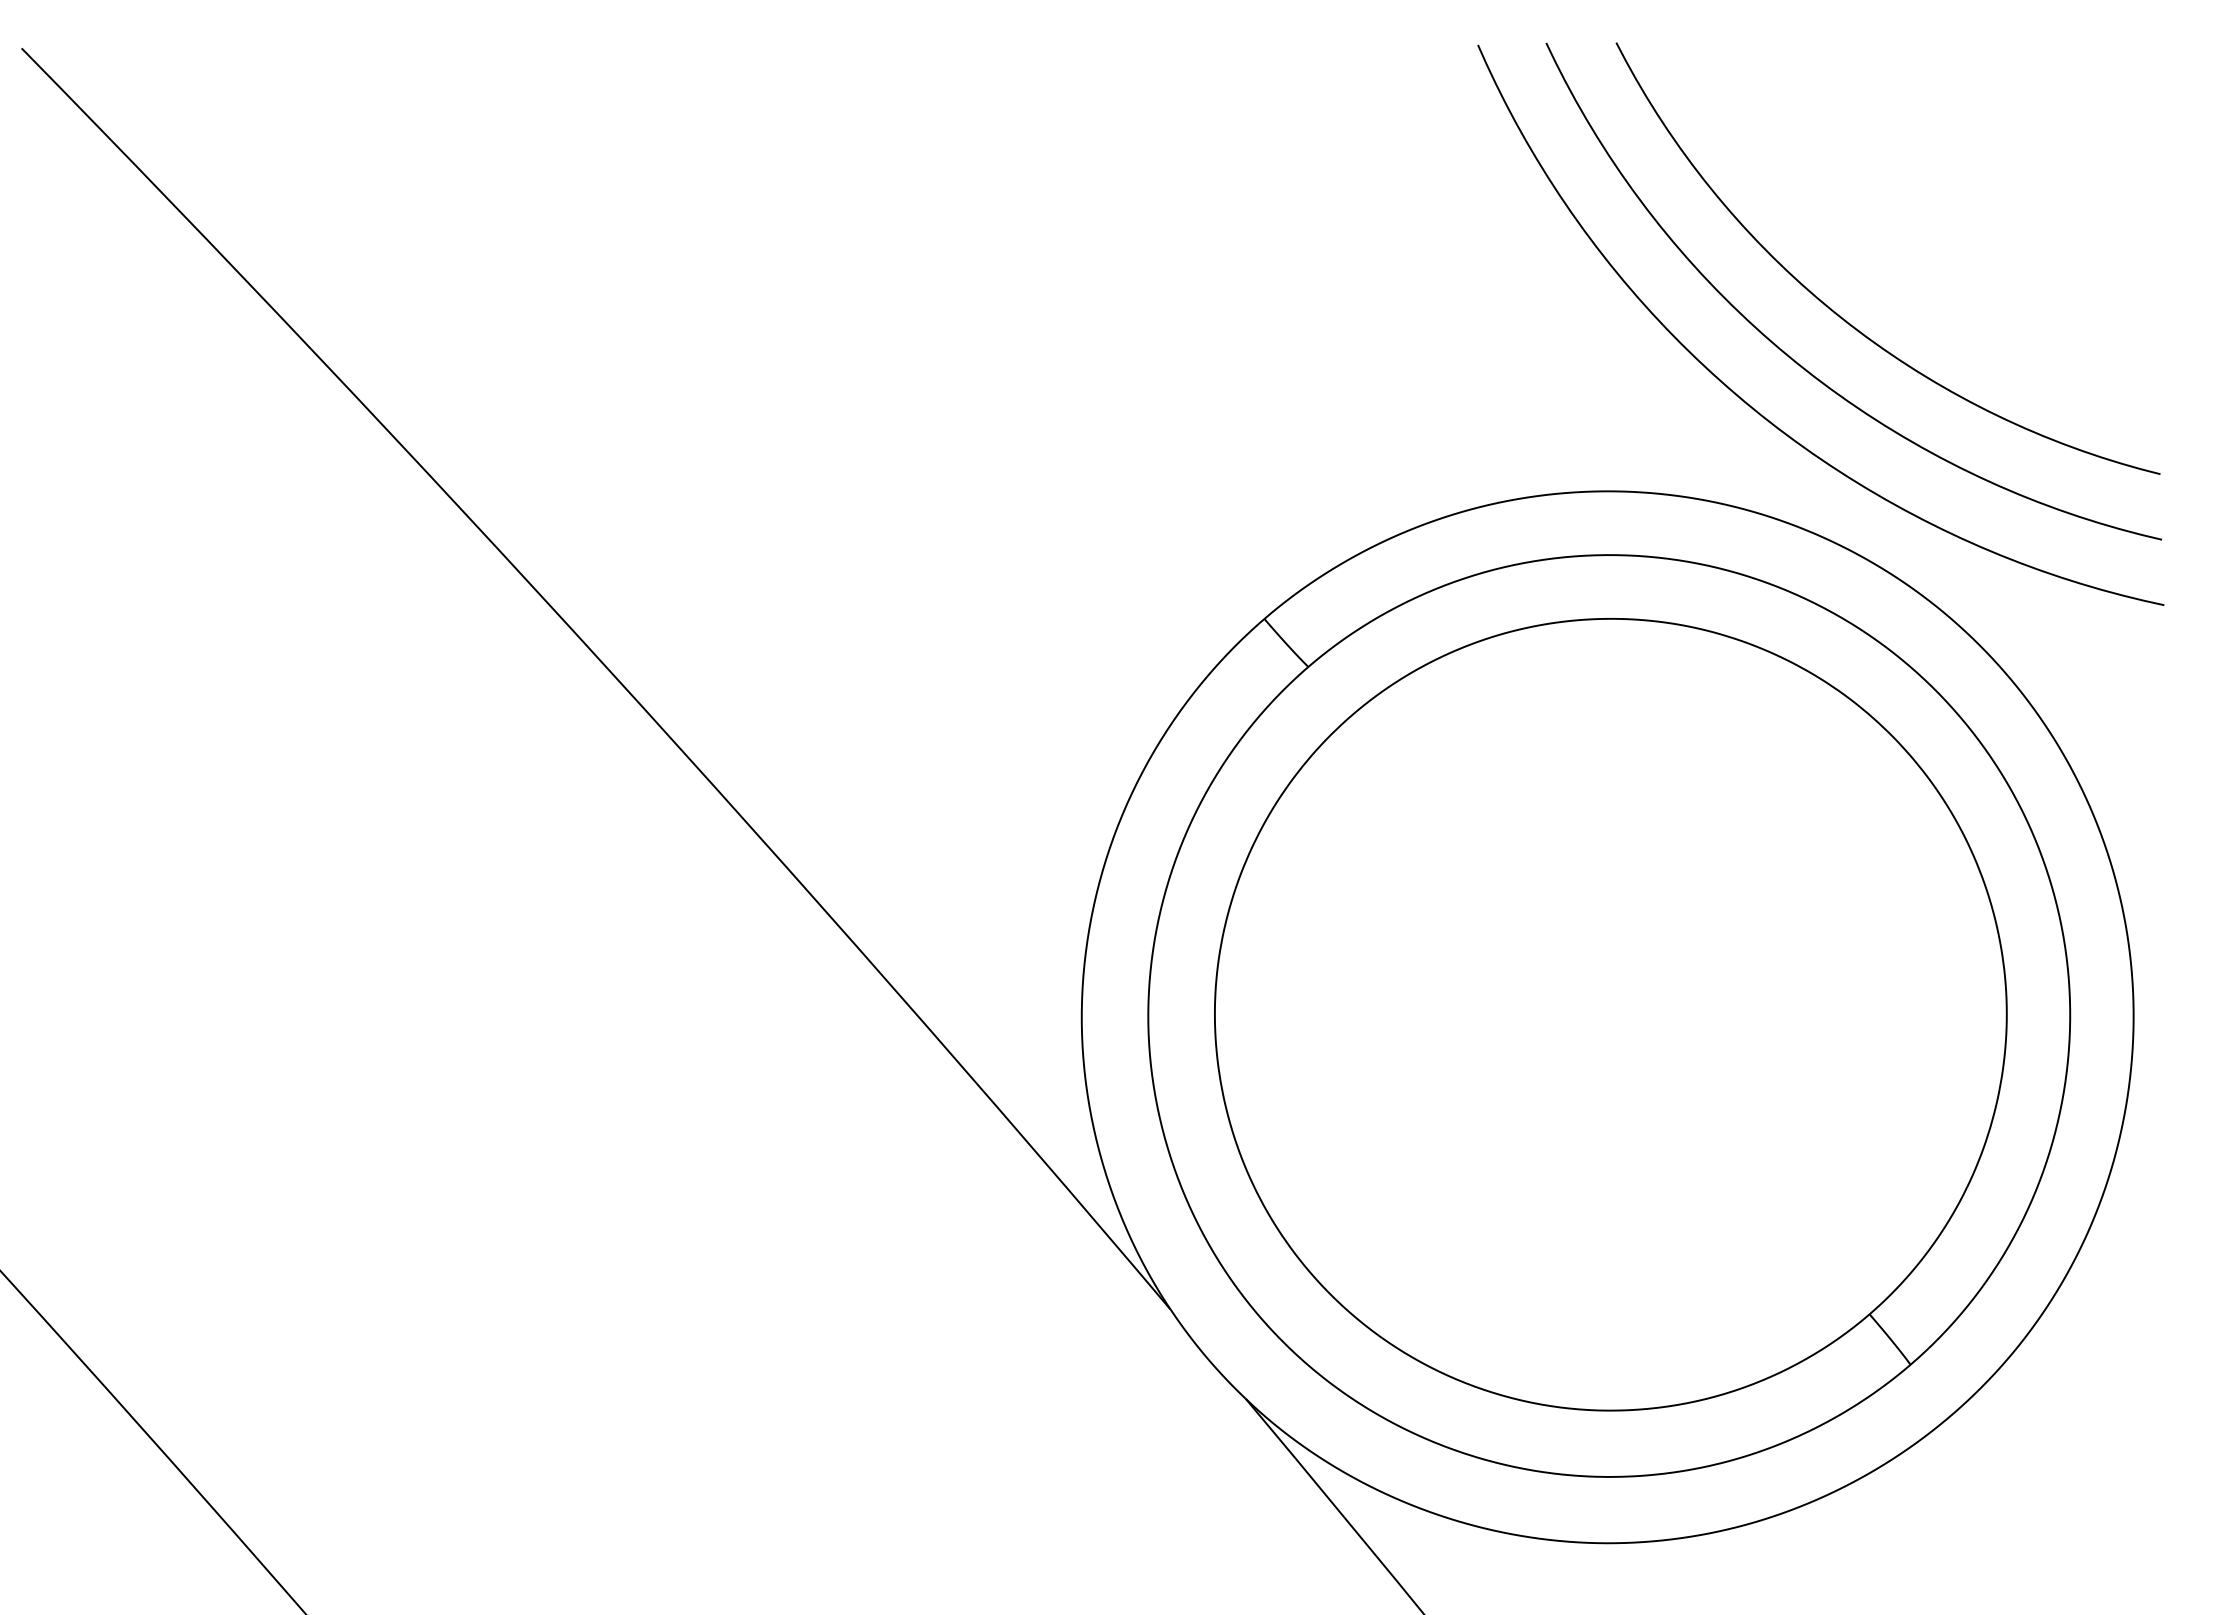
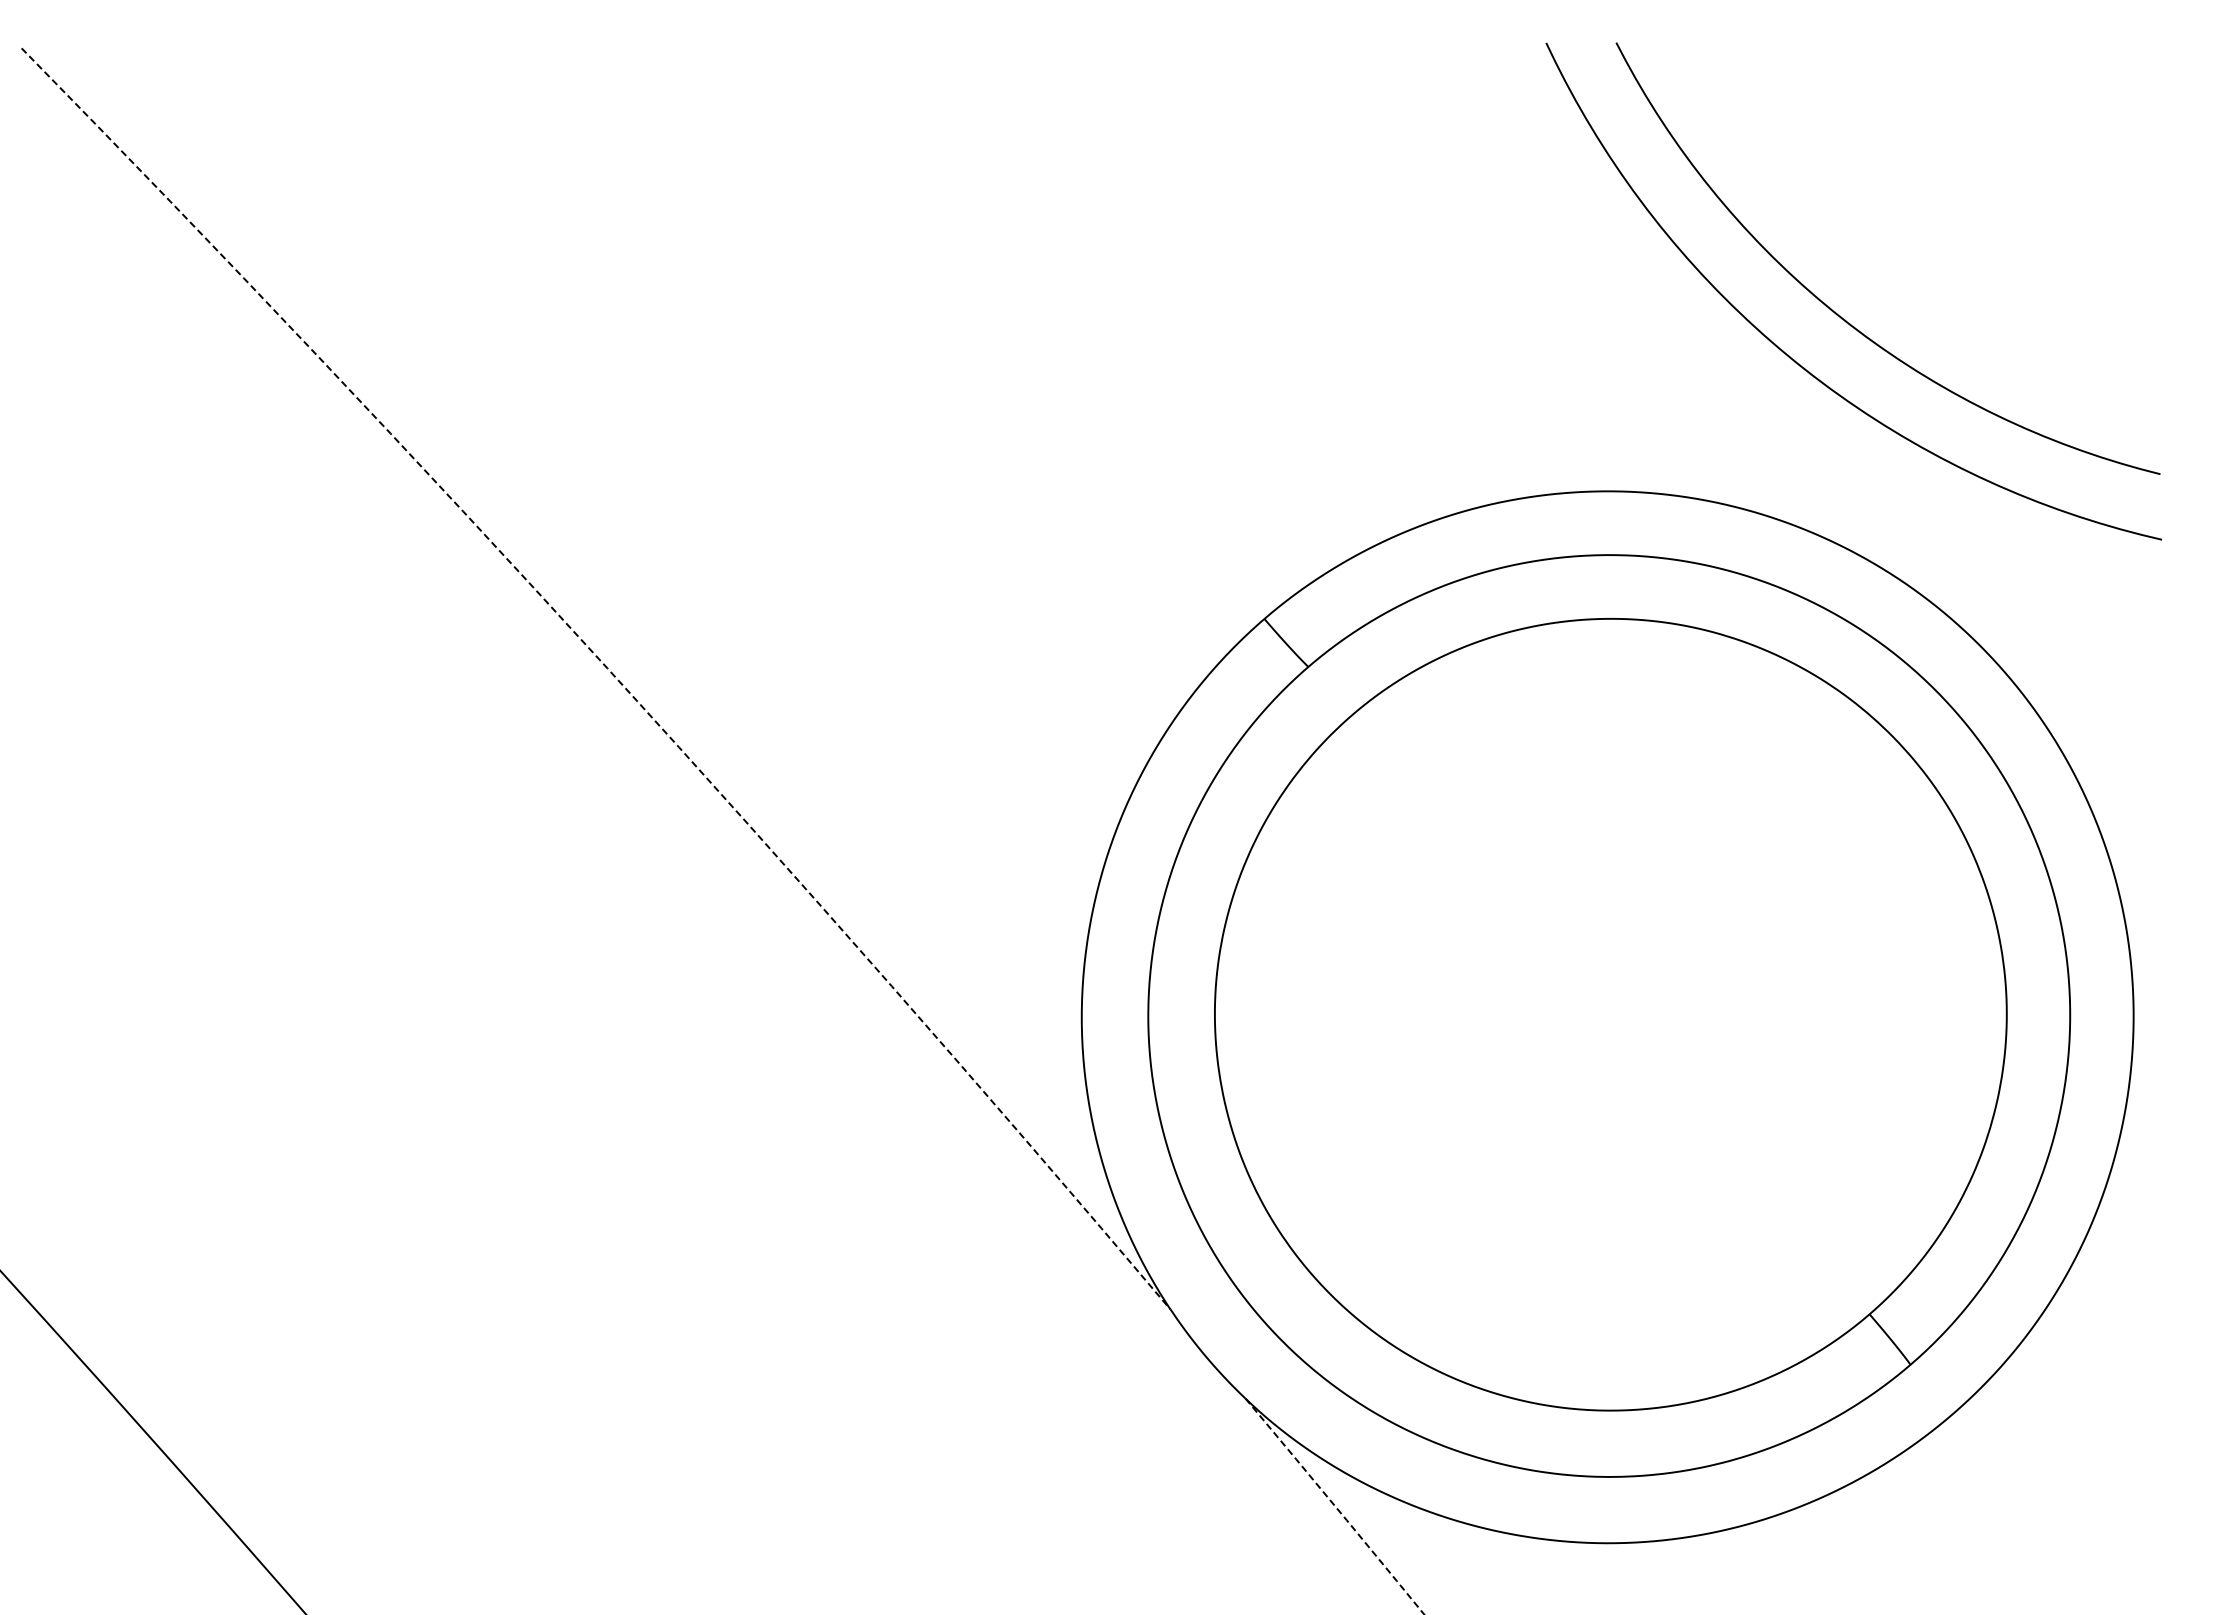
curve: present -> none (1752, 406)
arc: solid -> dashed (607, 668)
arc: solid -> dashed (1336, 1507)
